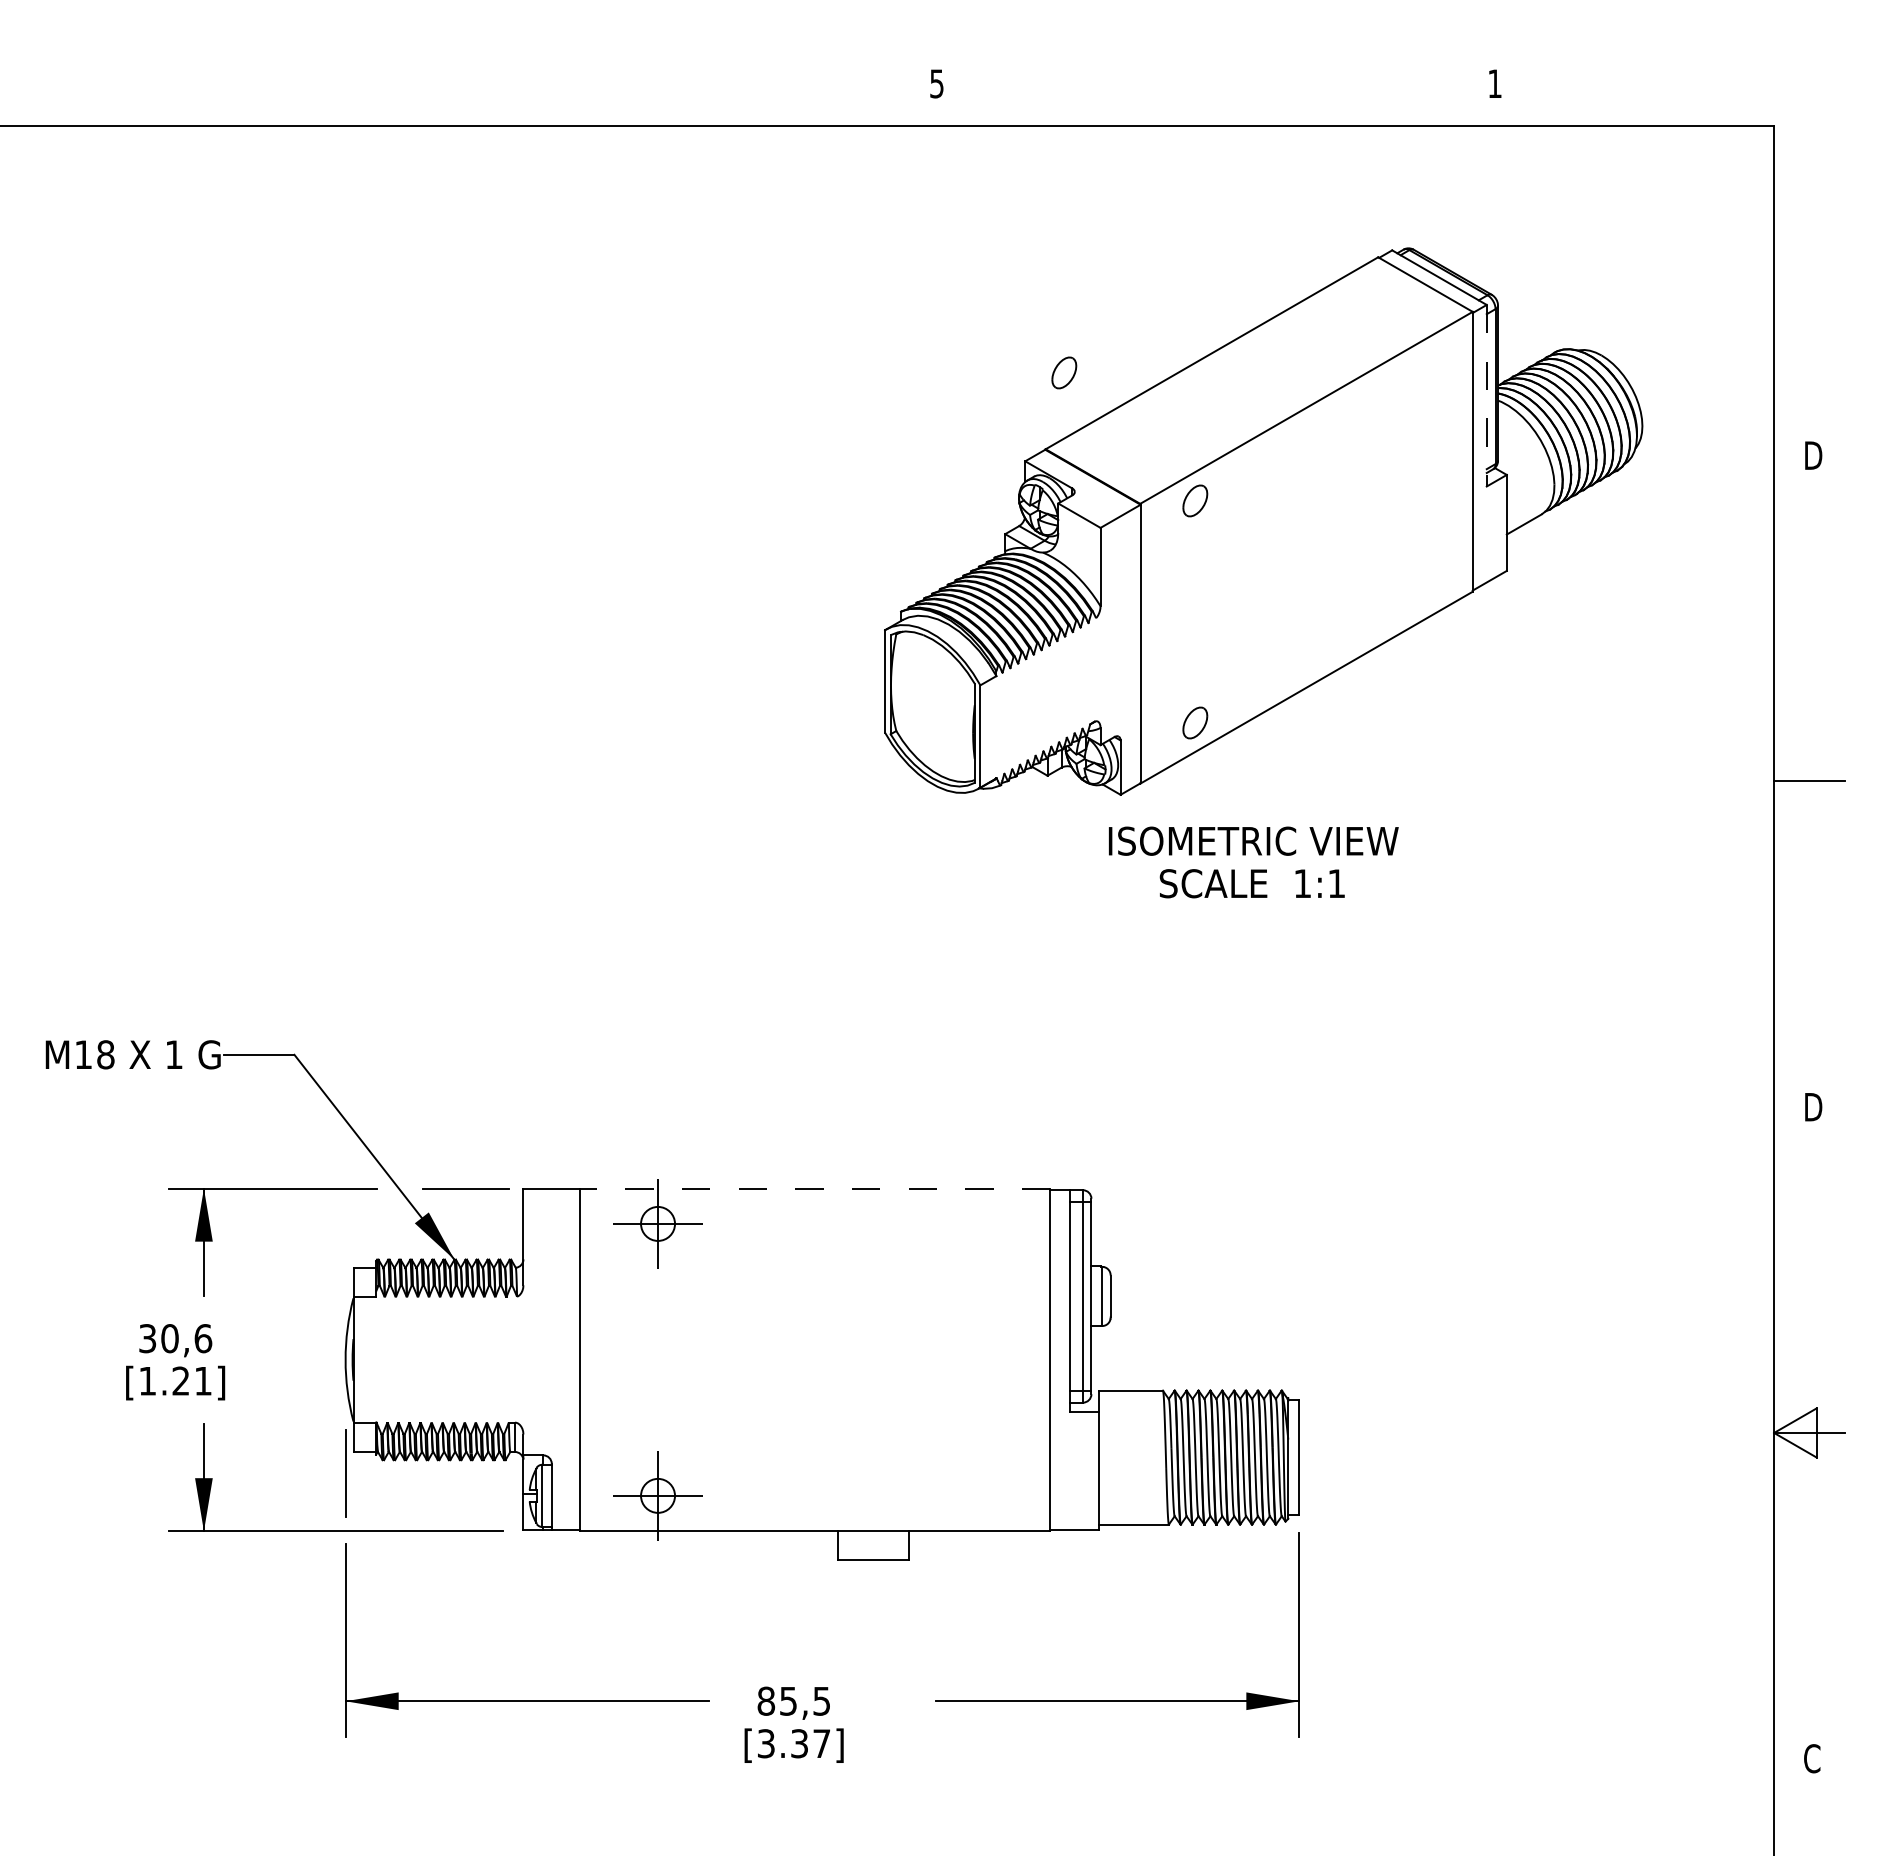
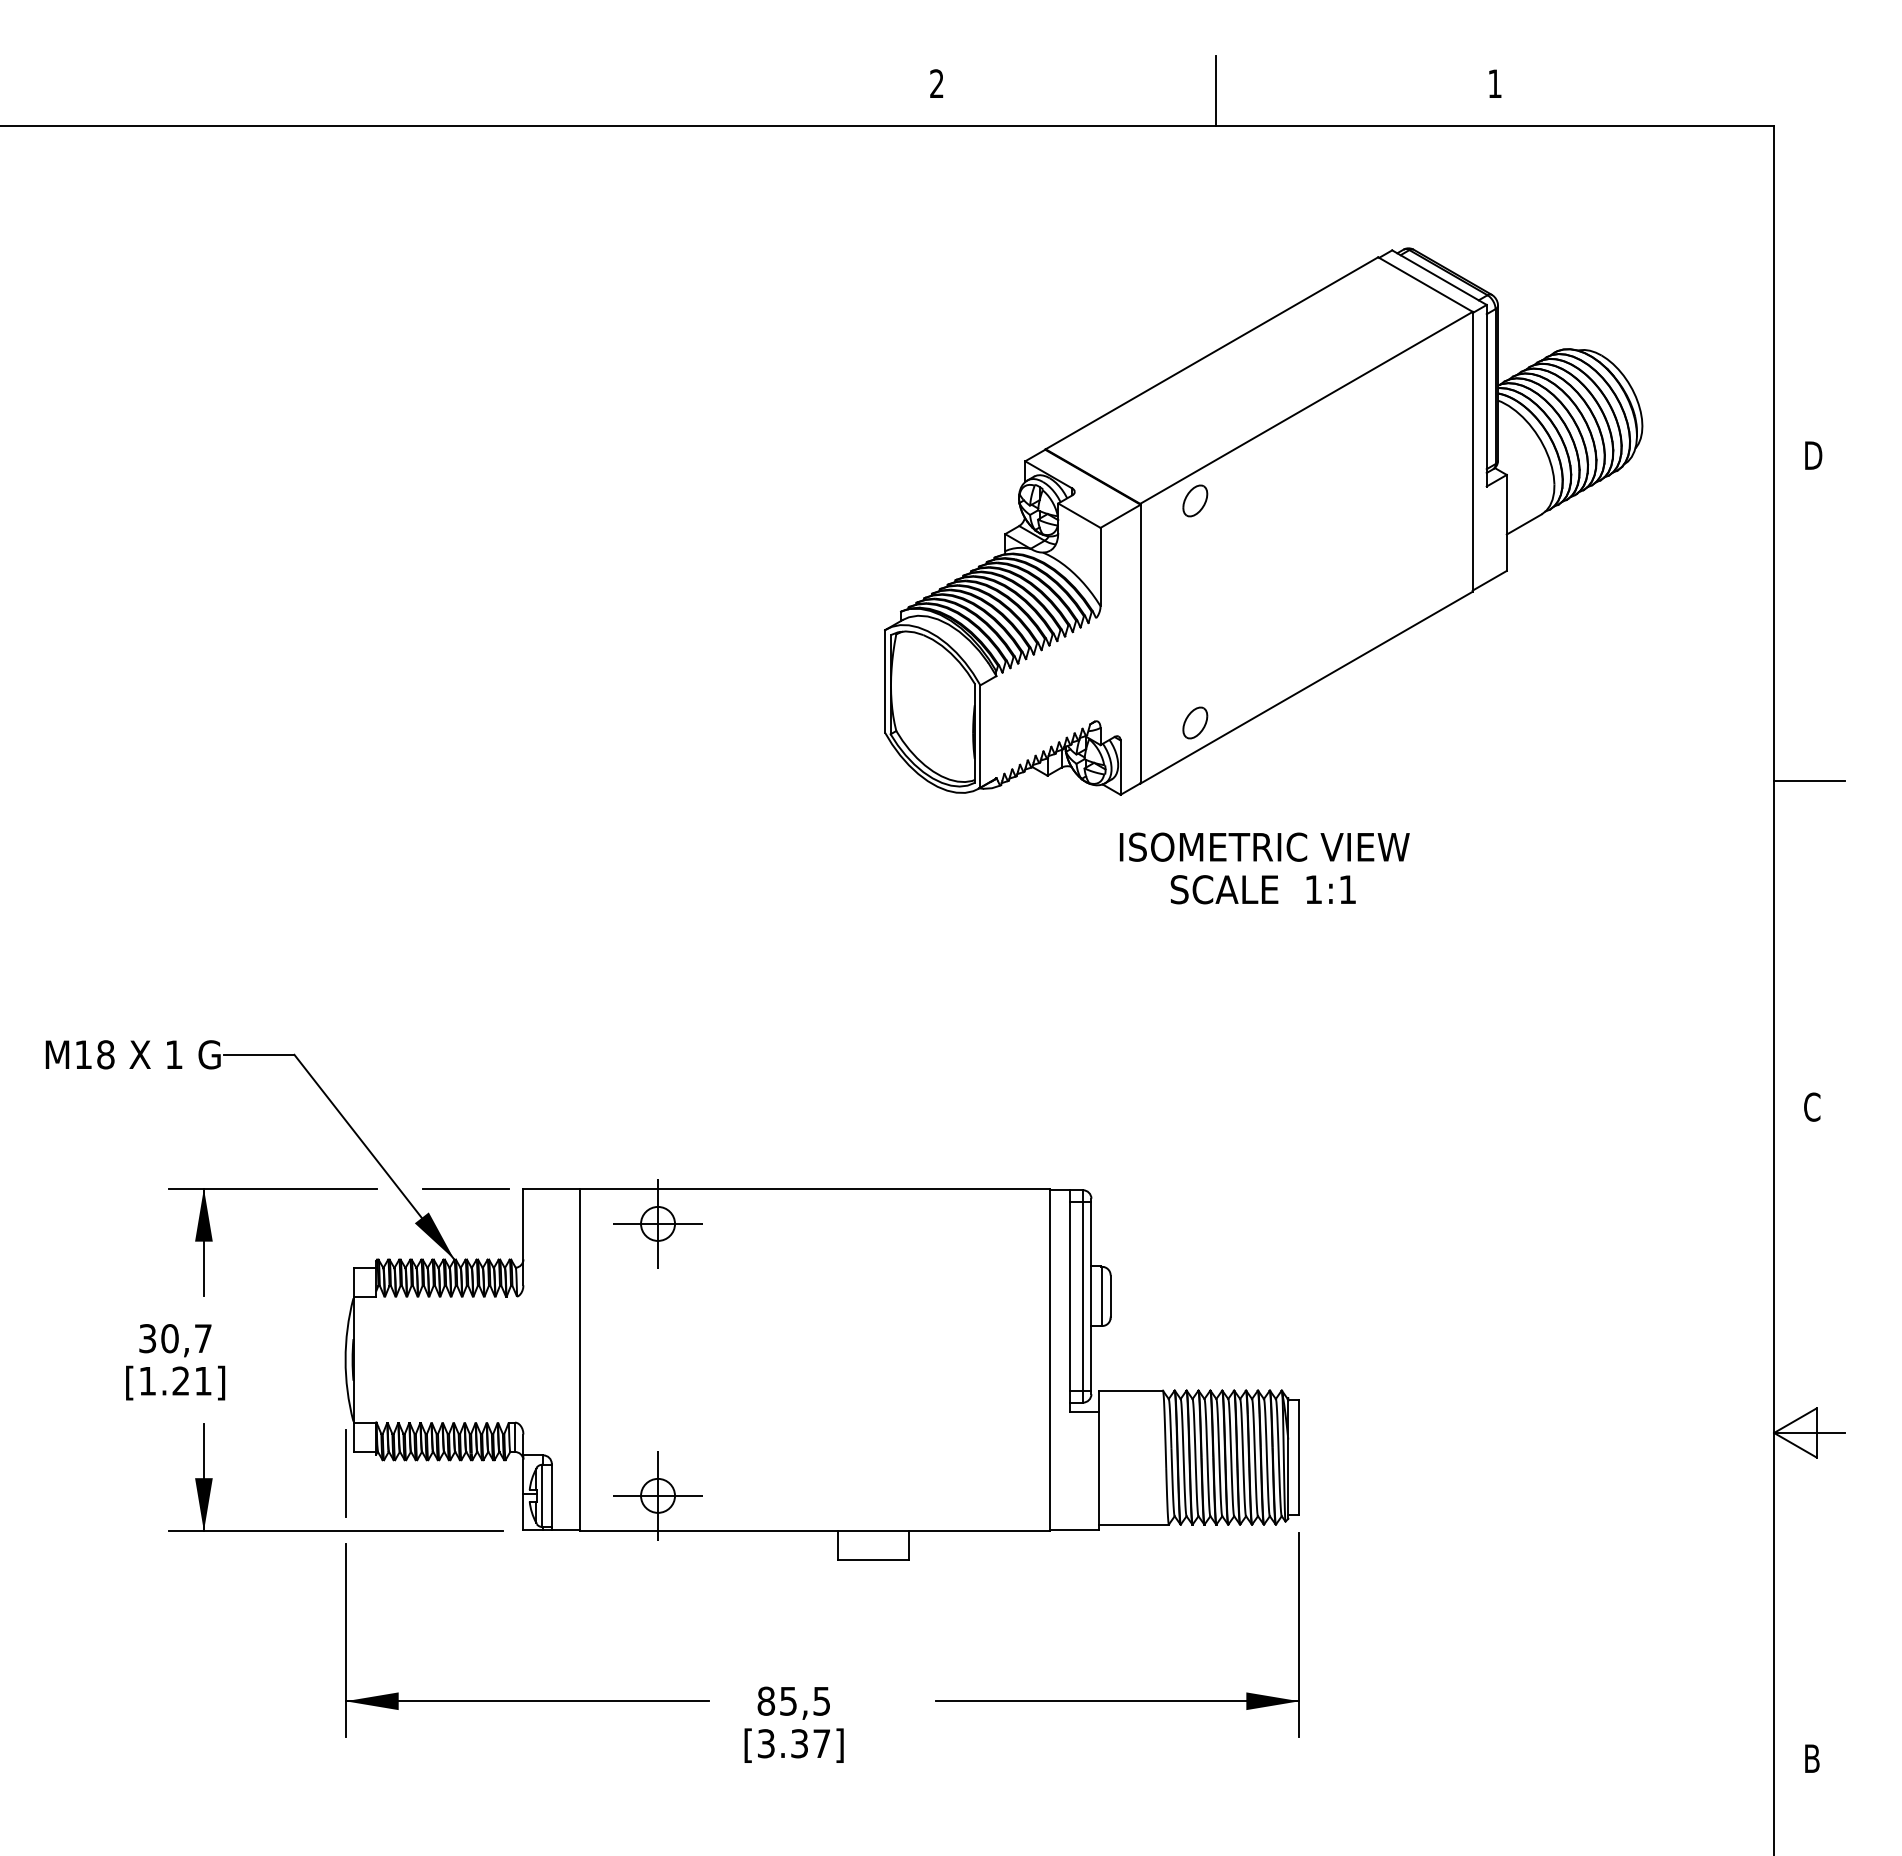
text: 5 -> 2 (936, 83)
line: none -> present (1216, 90)
part: present -> none (1064, 372)
line: dashed -> solid (1486, 395)
text position: (1253, 862) -> (1264, 868) (1264, 868)
text: D -> C (1813, 1106)
line: dashed -> solid (814, 1188)
text: 30,6 -> 30,7 (203, 1338)
text: C -> B (1812, 1758)
